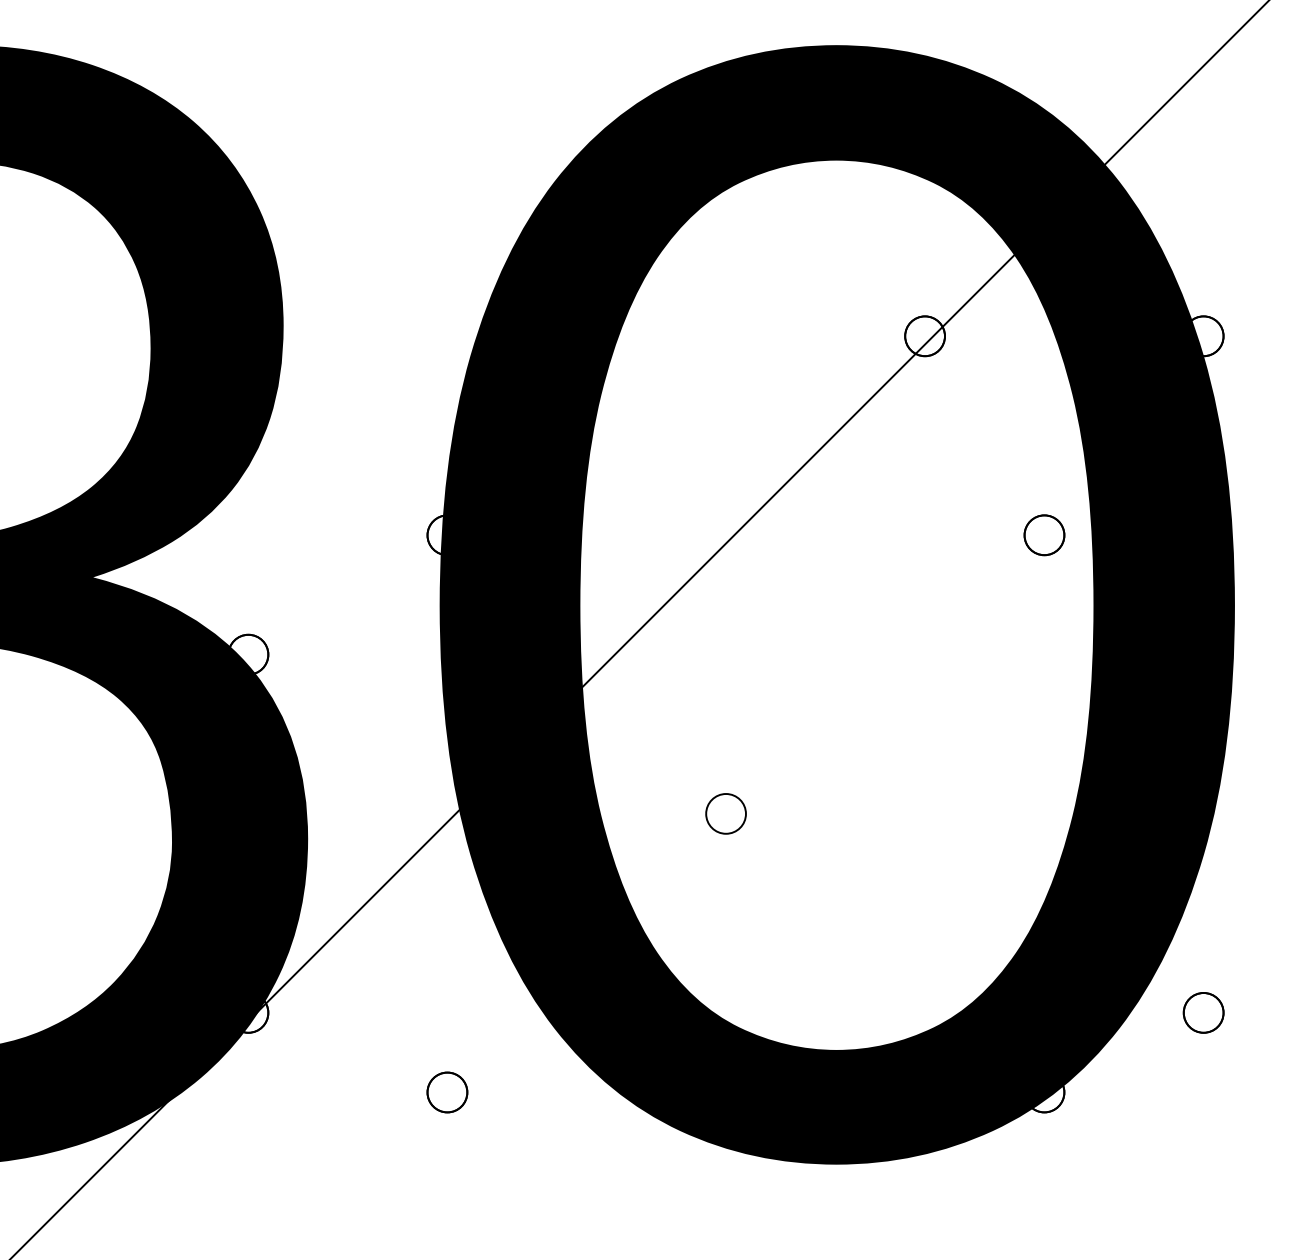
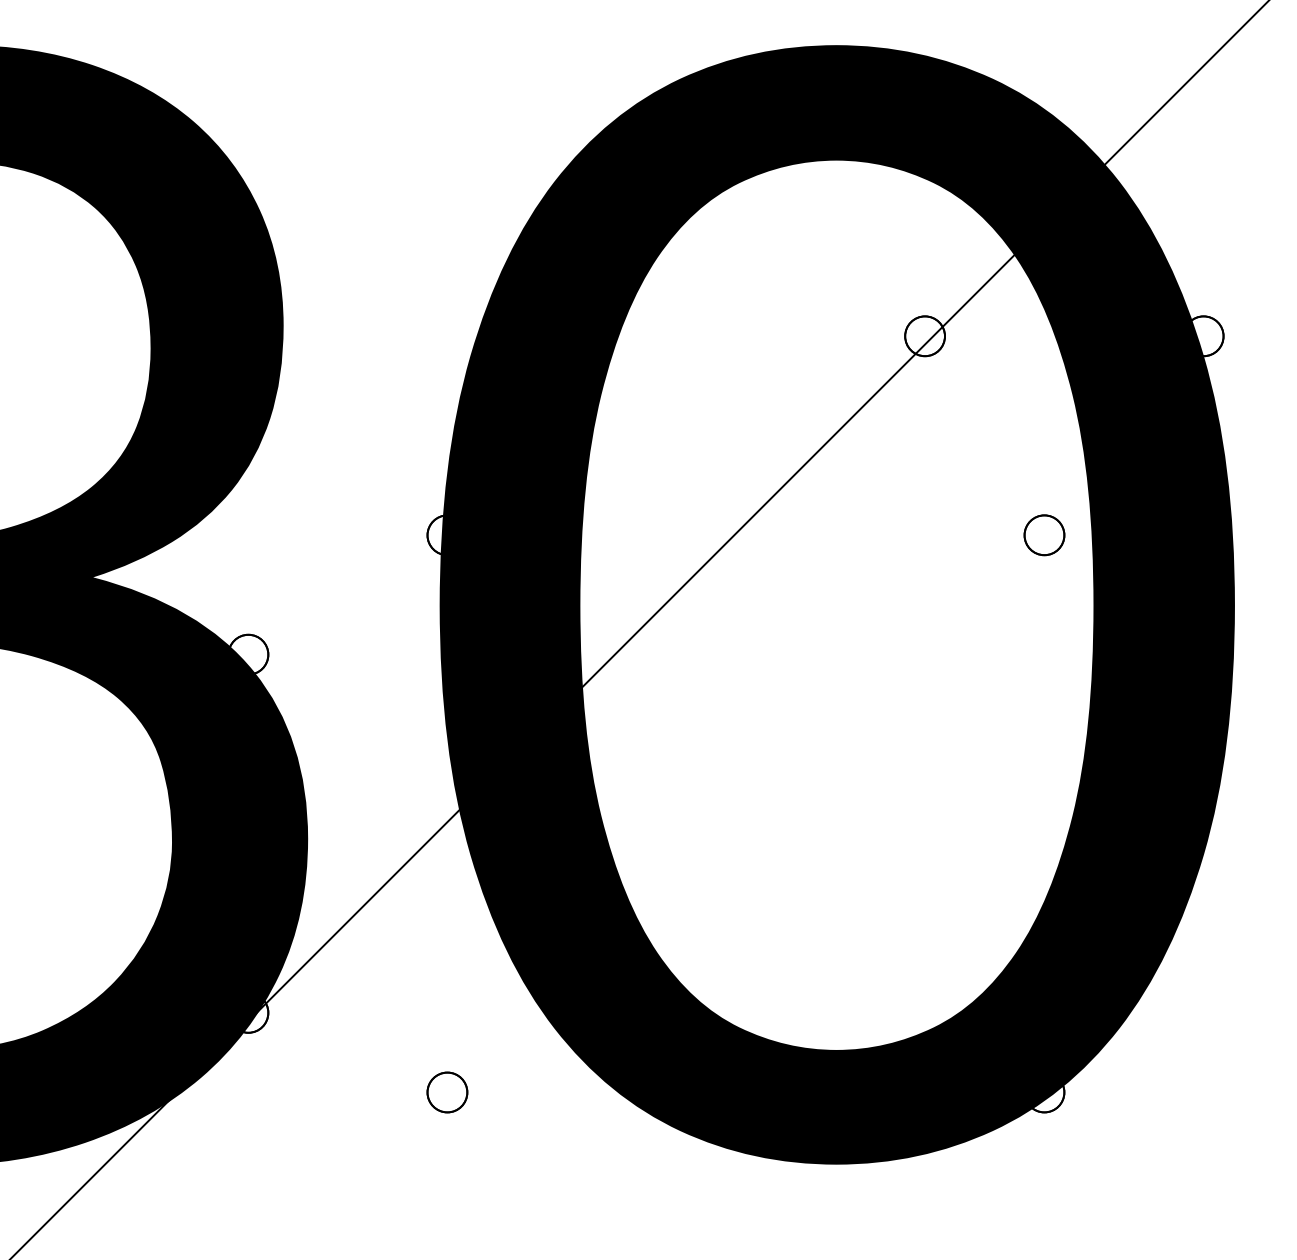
part: present -> none (725, 813)
part: present -> none (1203, 1012)
